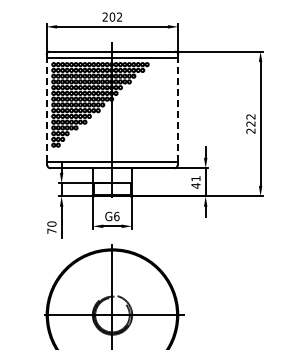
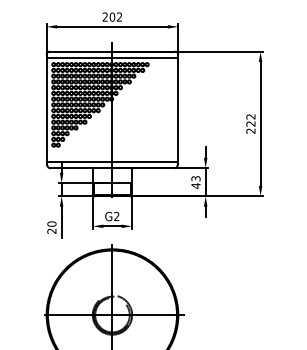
line: dashed -> solid (47, 109)
line: dashed -> solid (177, 109)
text: 41 -> 43 (195, 178)
text: G6 -> G2 (116, 216)
text: 70 -> 20 (51, 230)
